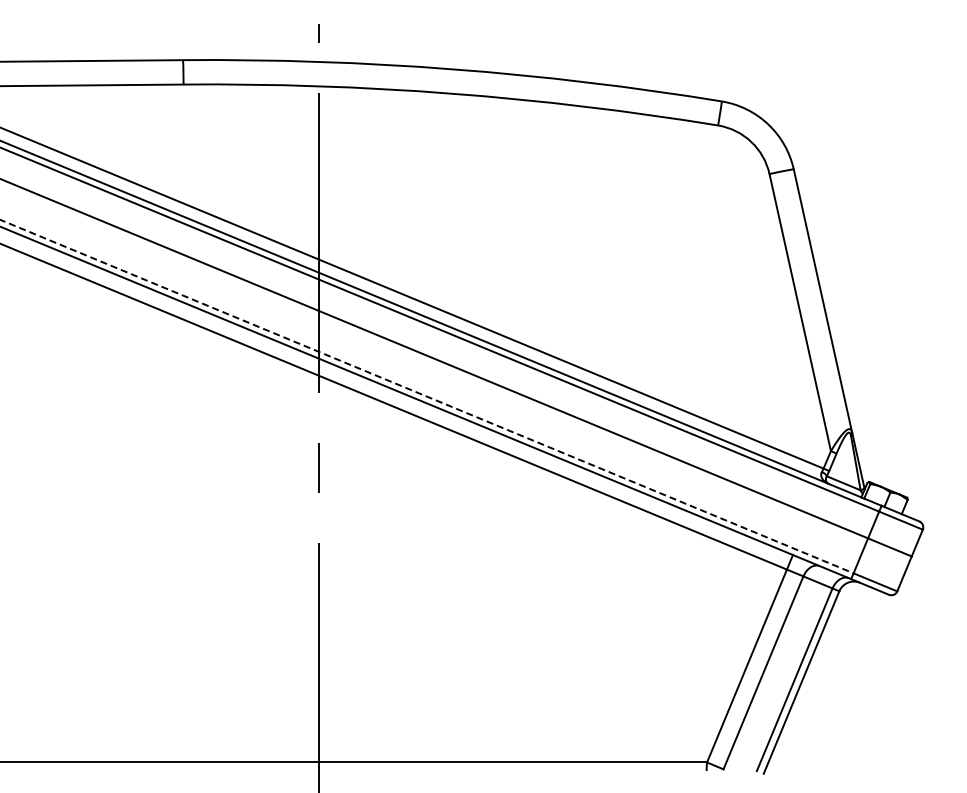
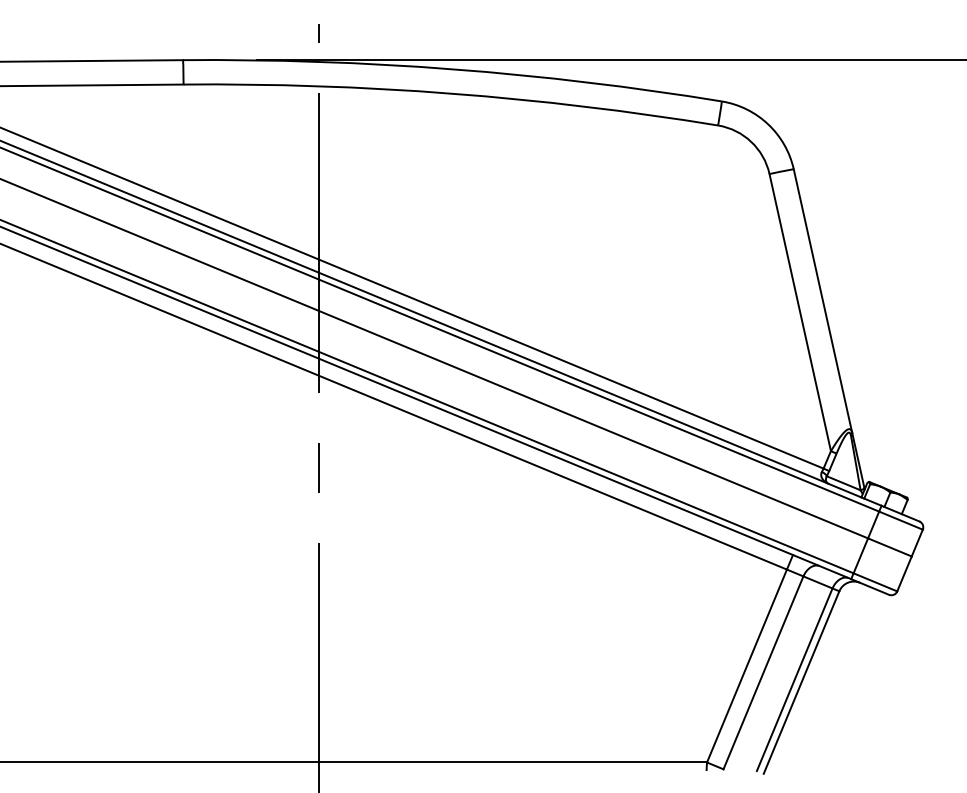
line: none -> present (610, 60)
line: dashed -> solid (427, 396)
